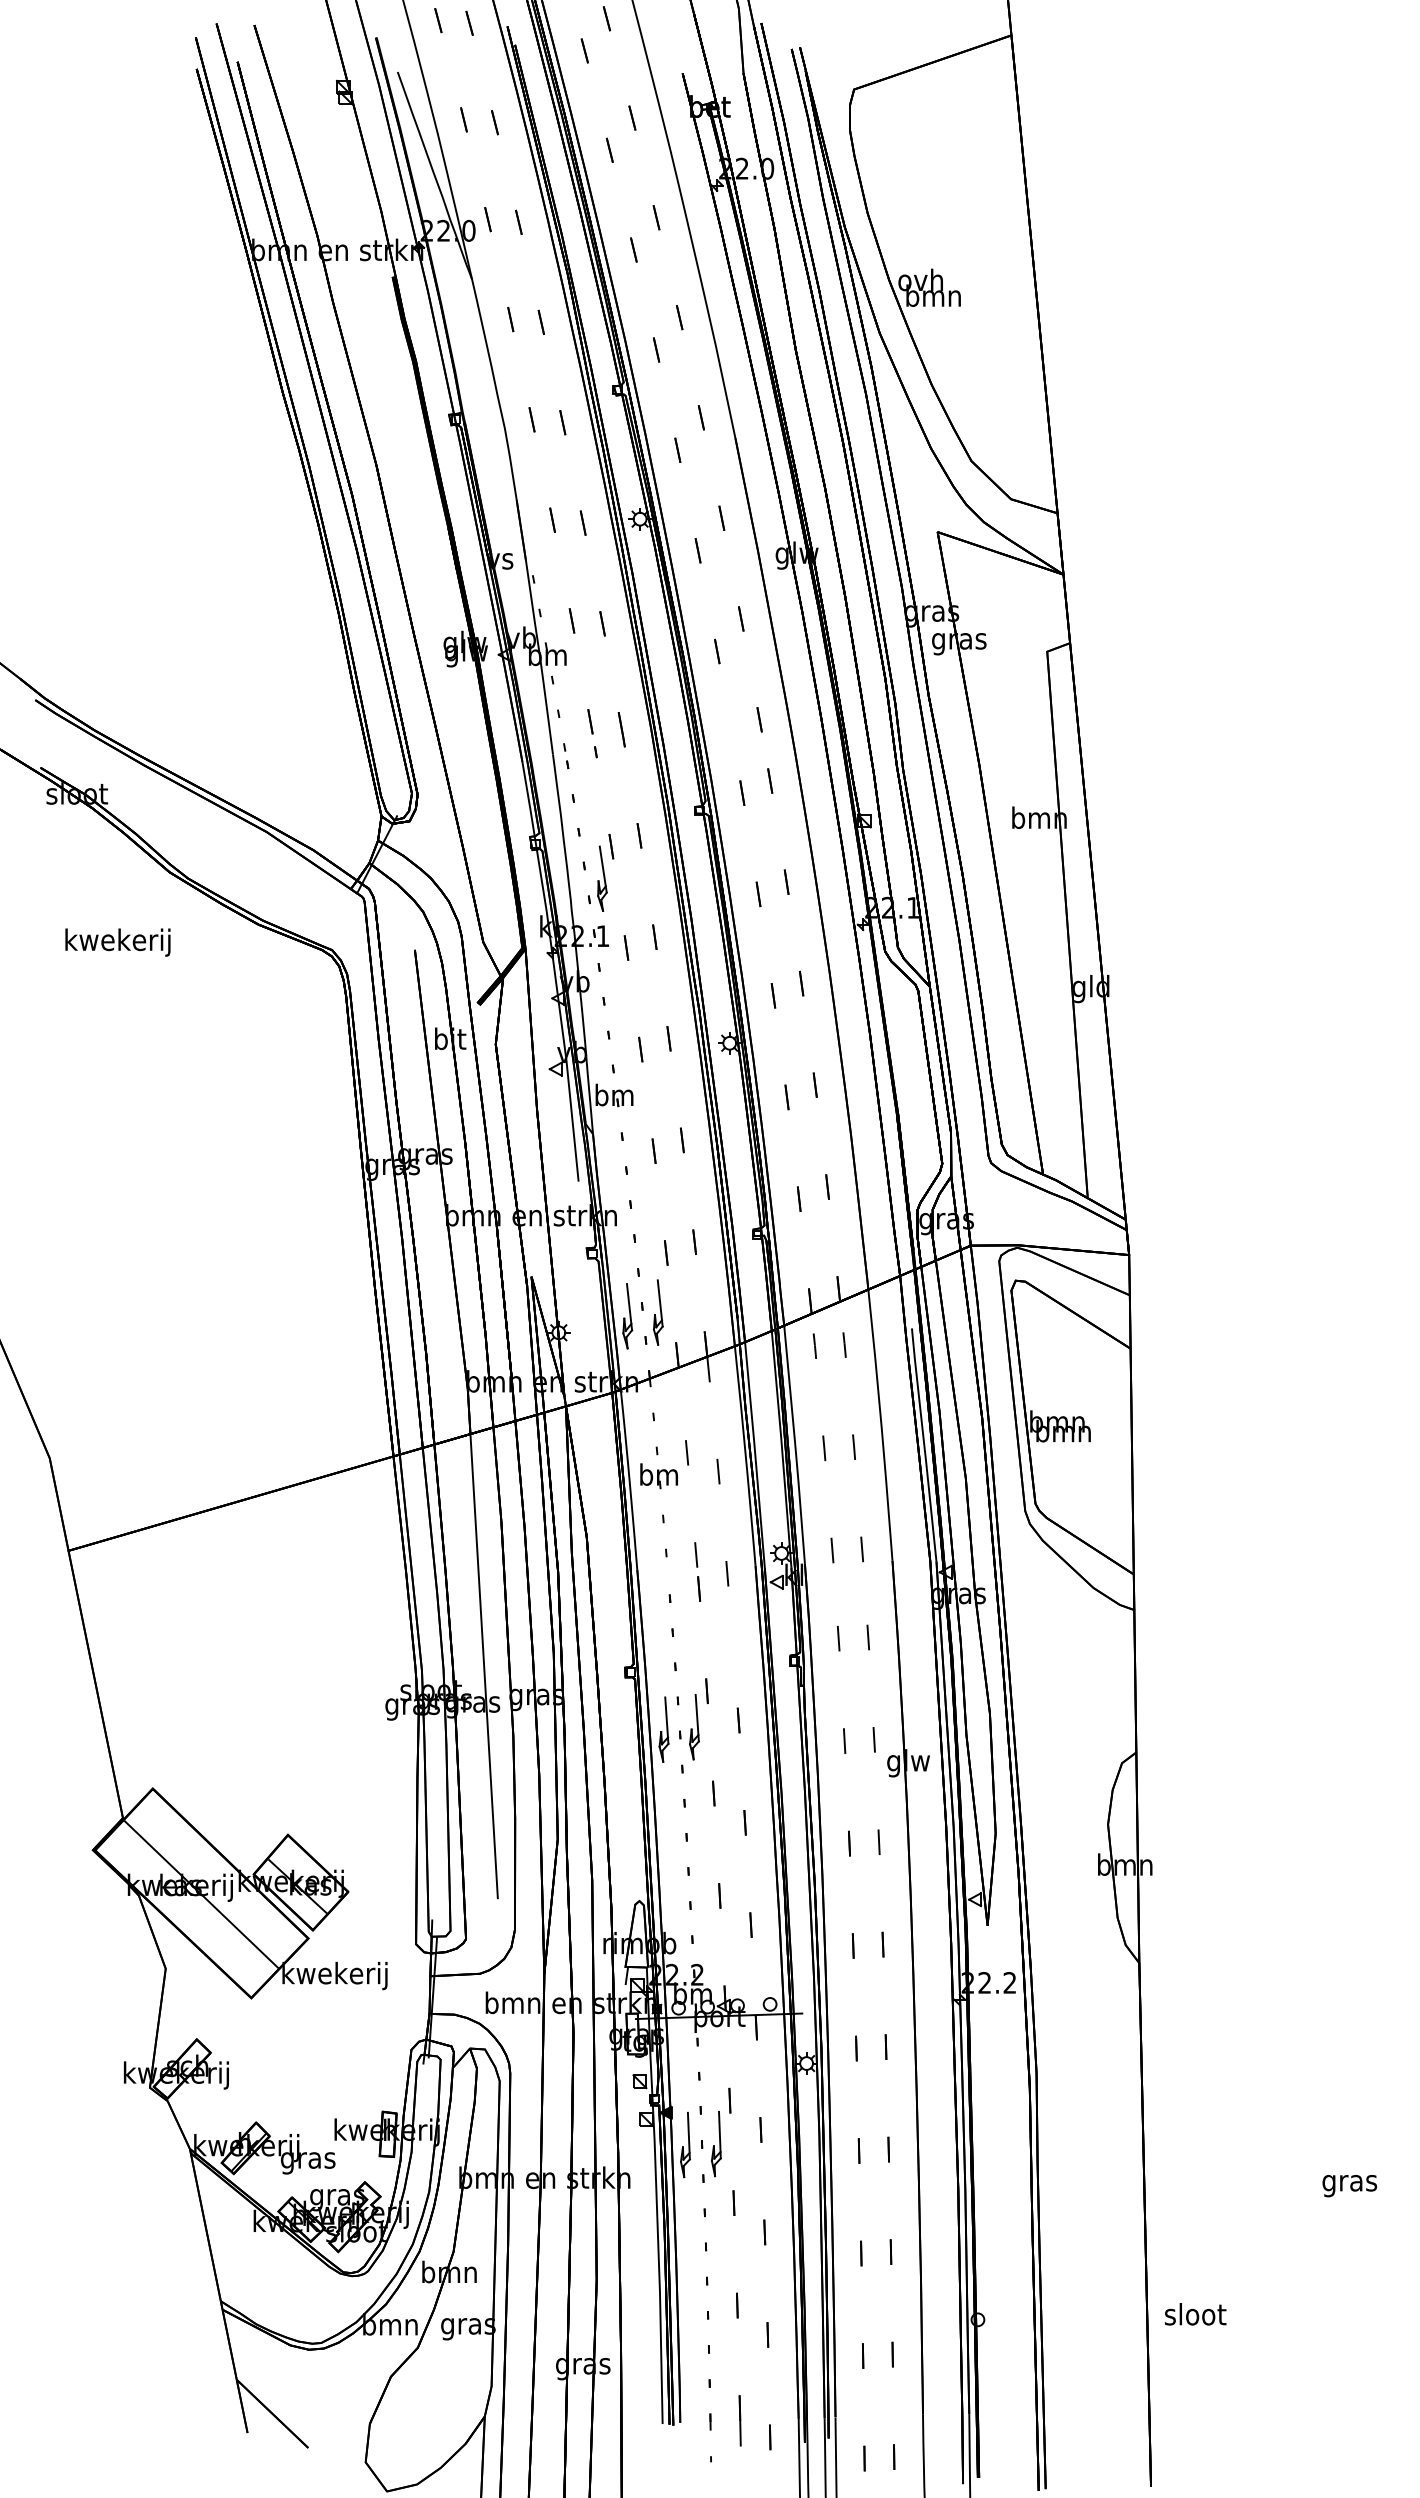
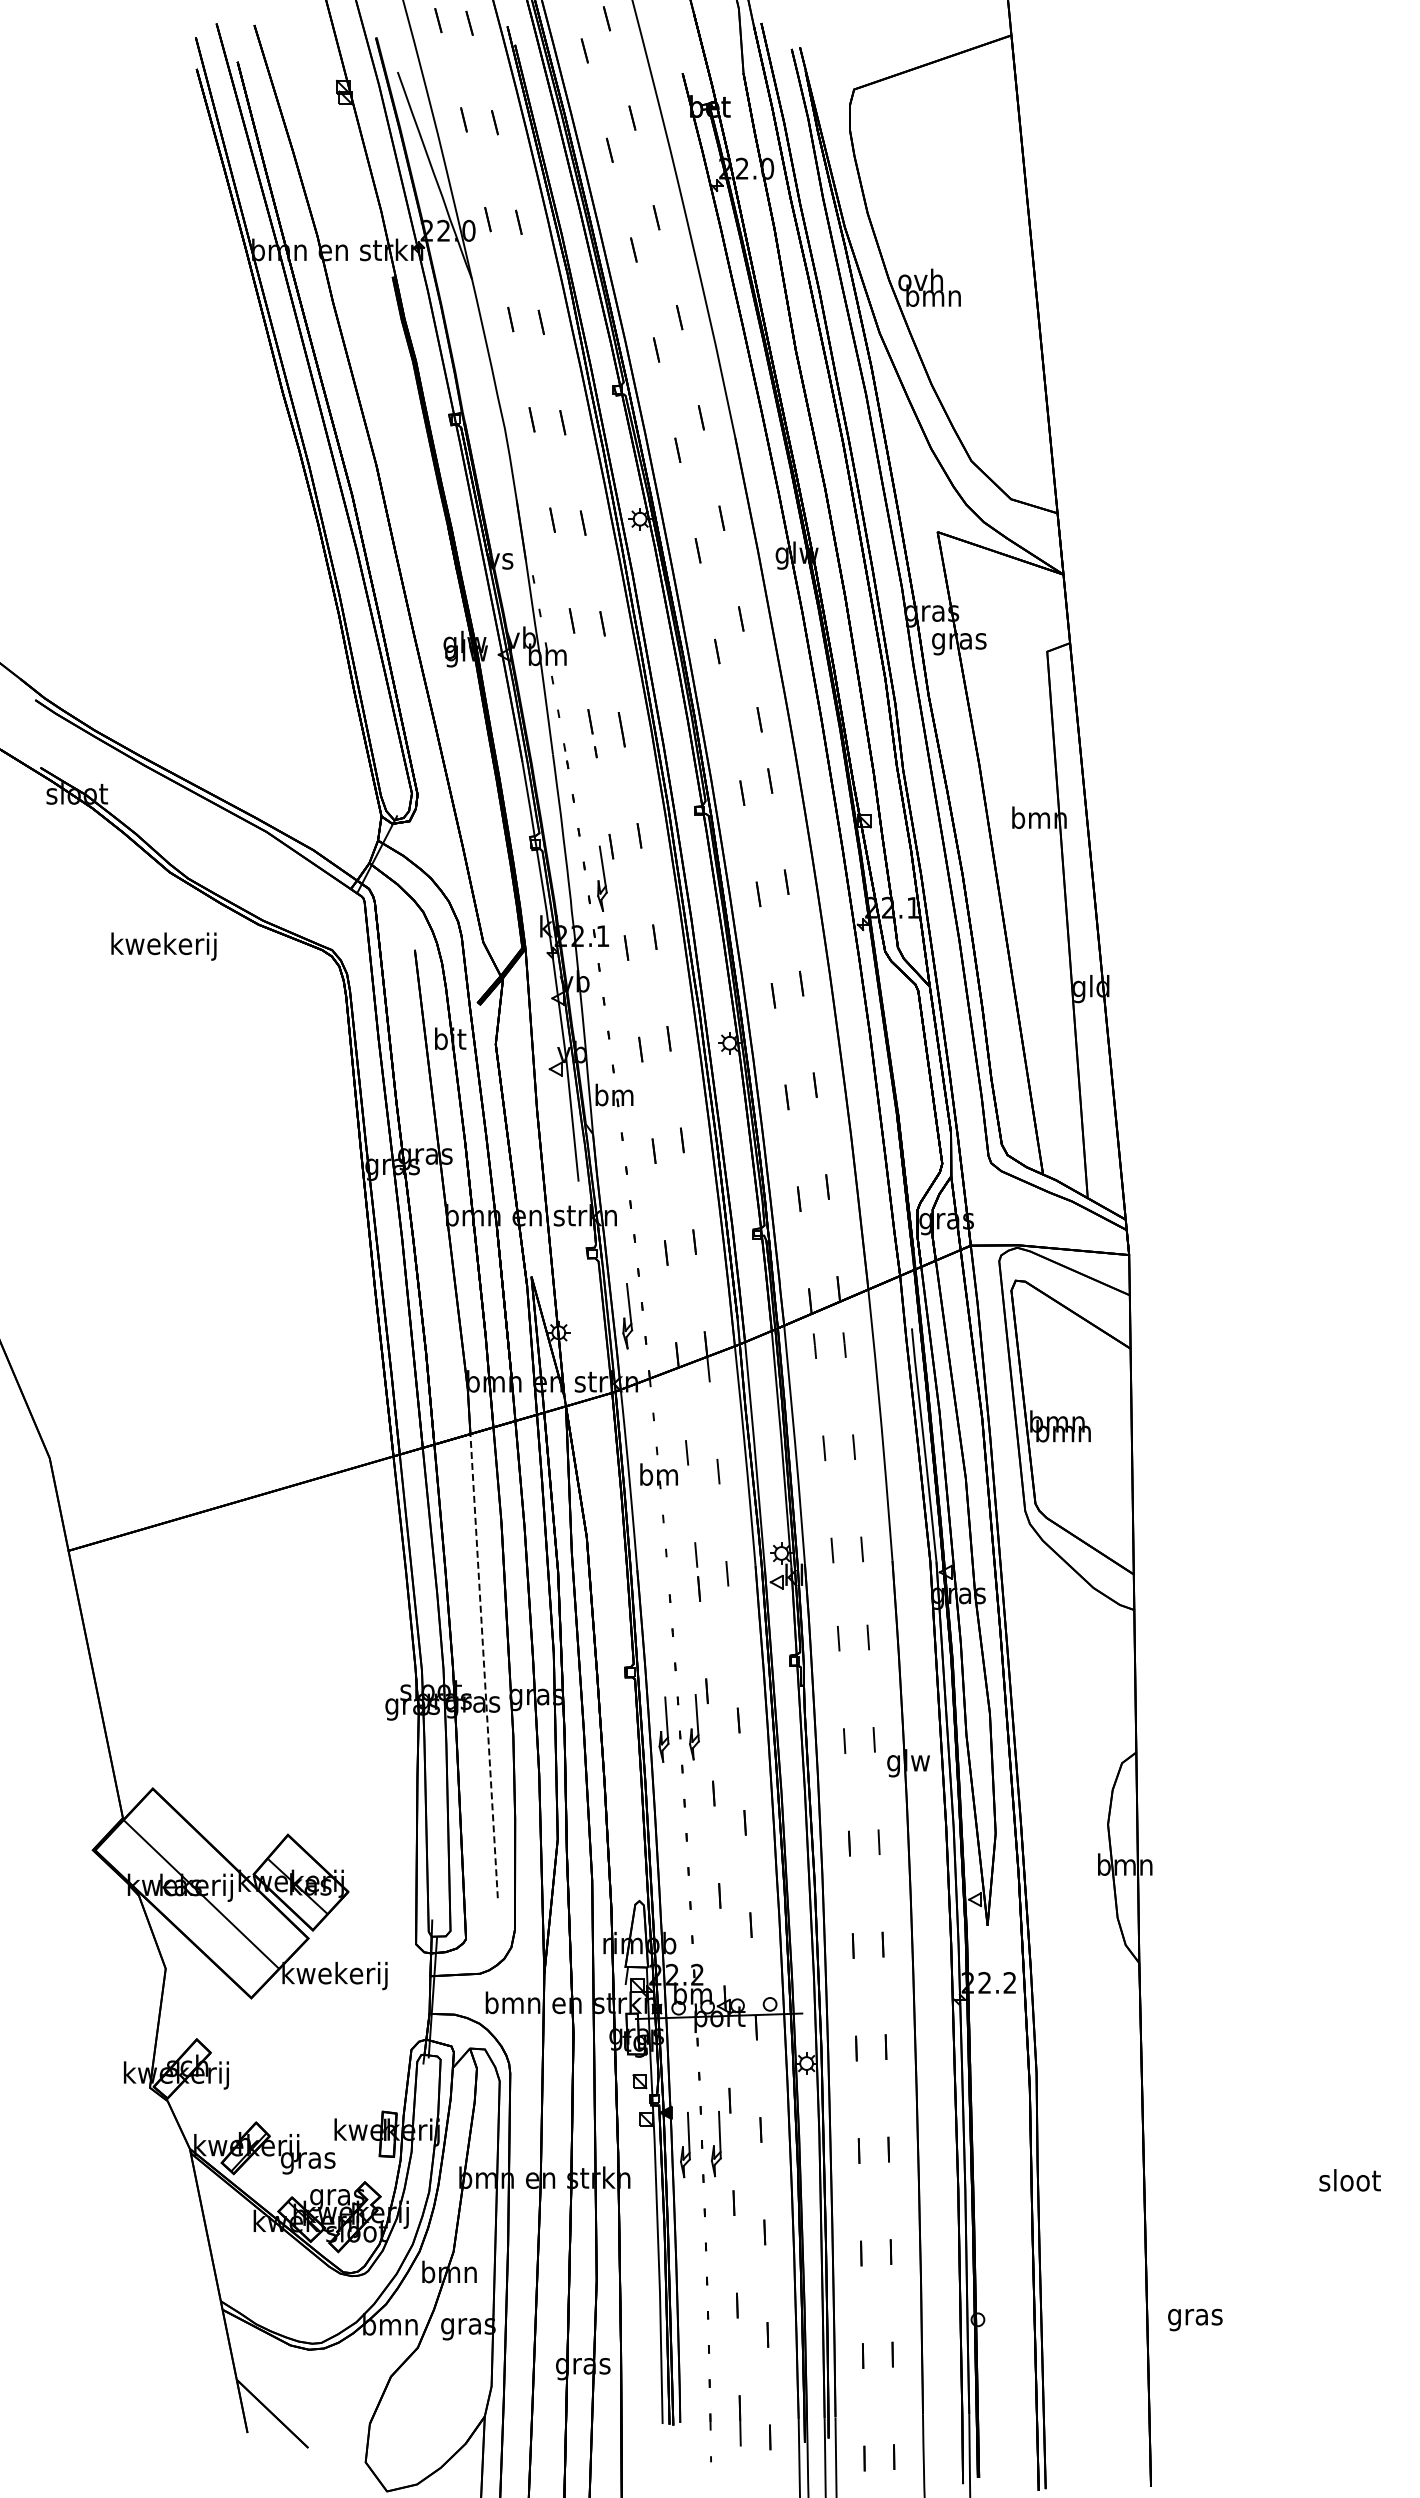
text position: (117, 942) -> (163, 946) (163, 946)
part: present -> none (658, 1312)
line: solid -> dashed (484, 1665)
text: gras -> sloot (1349, 2183)
text: sloot -> gras (1195, 2317)
